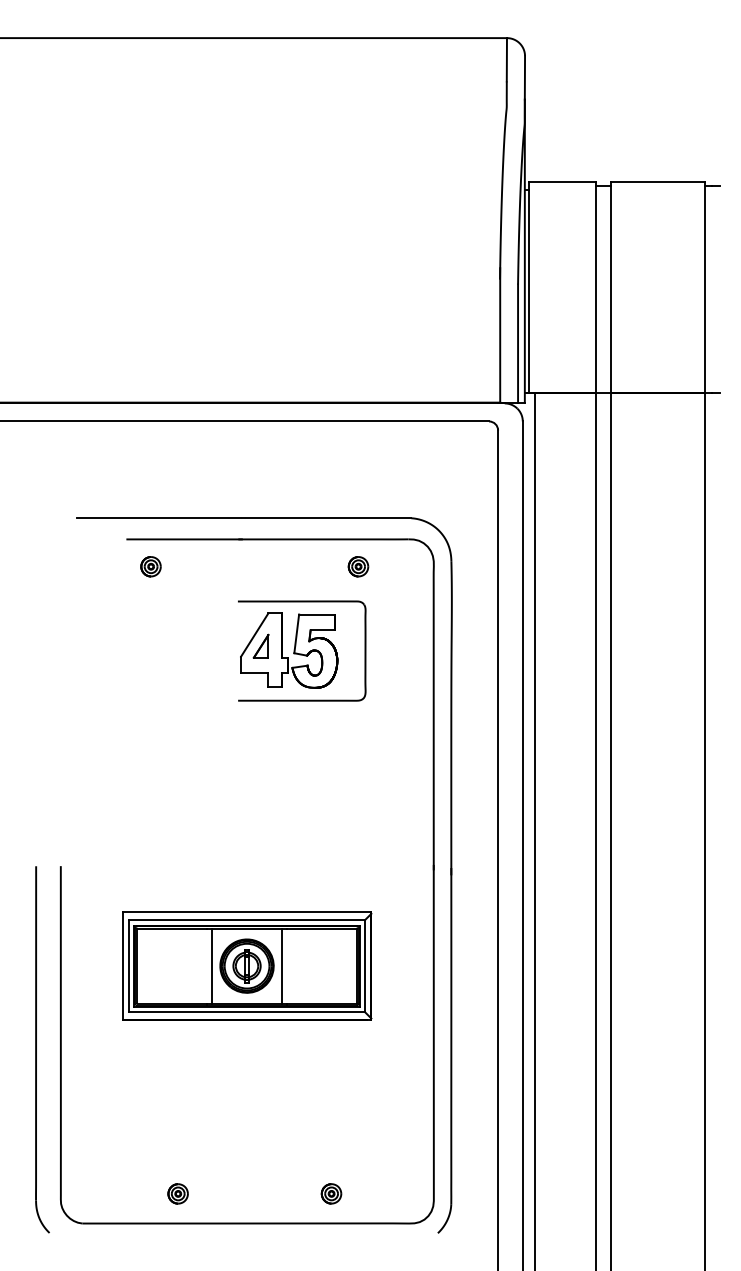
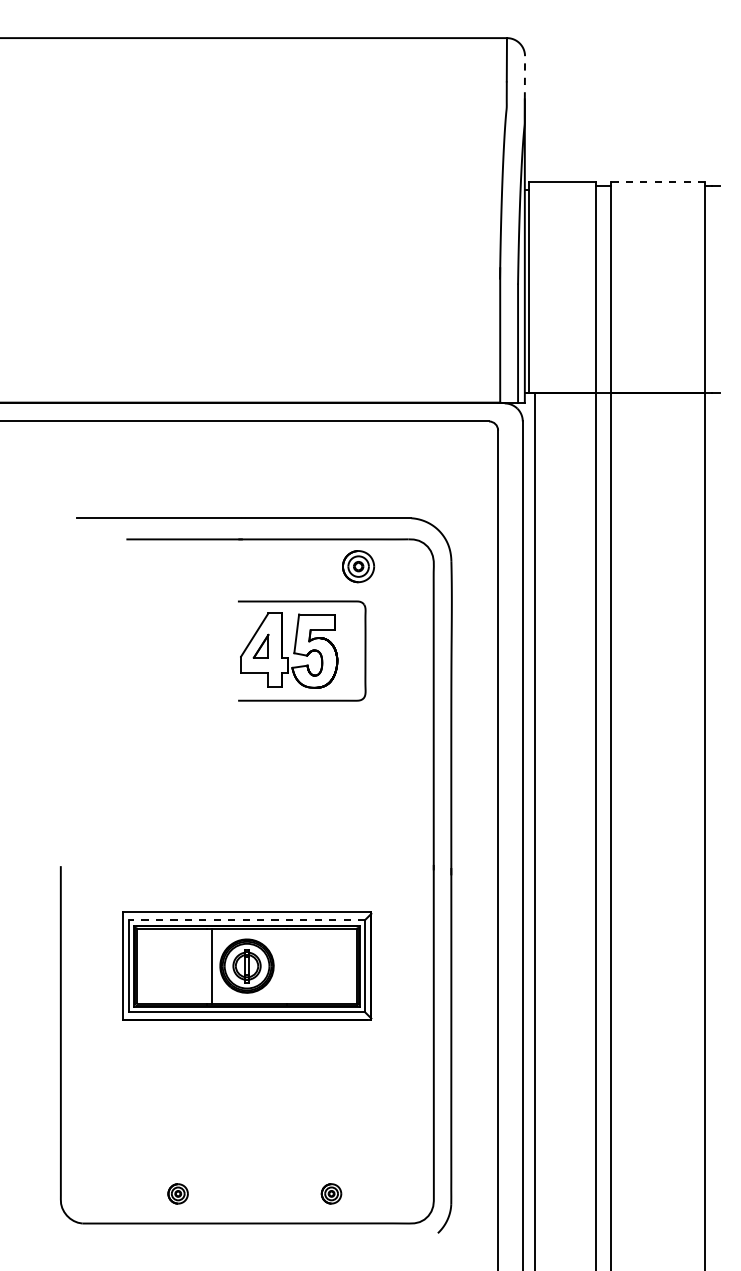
line: solid -> dashed (524, 77)
line: solid -> dashed (657, 181)
part: present -> none (150, 566)
part size: 23x22 px -> 34x34 px (358, 566)
line: solid -> dashed (246, 919)
line: present -> none (282, 965)
part: present -> none (42, 1049)
